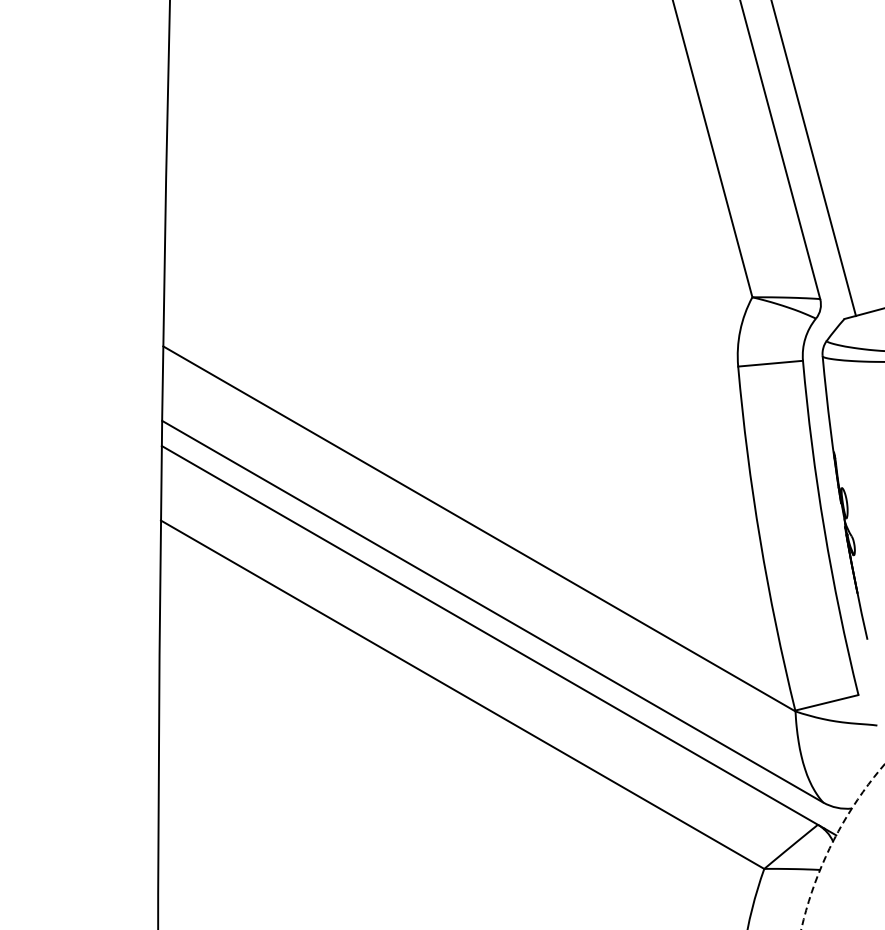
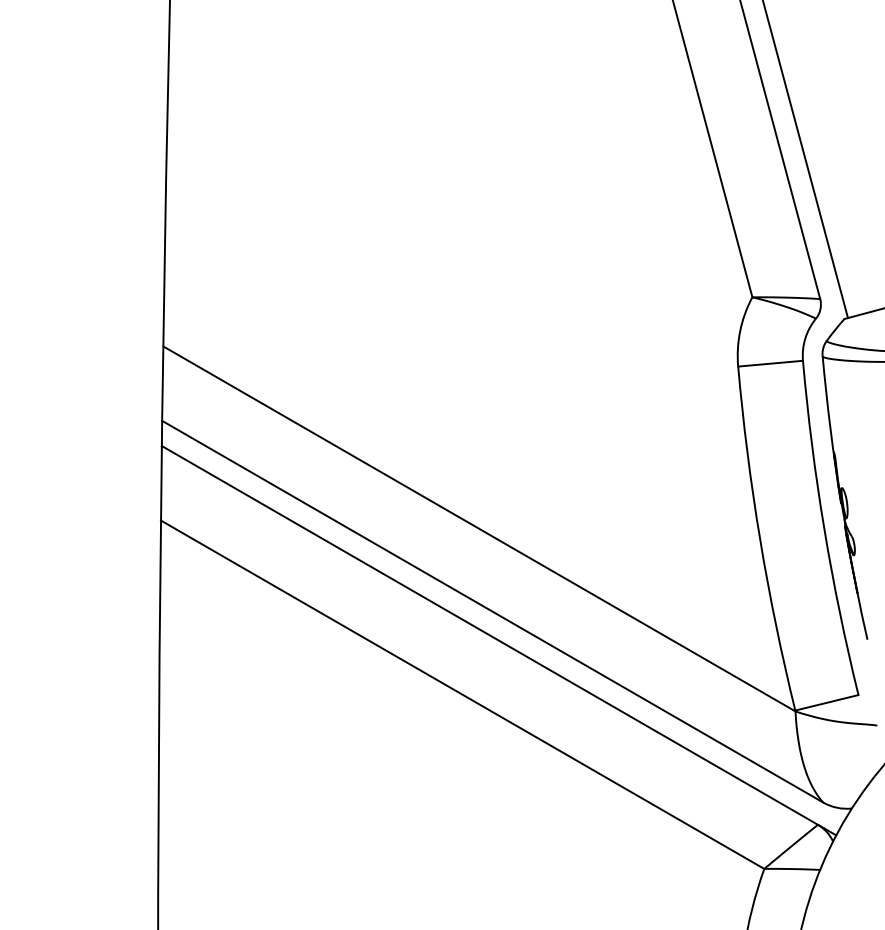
line position: (813, 159) -> (805, 160) (805, 160)
circle: dashed -> solid (842, 846)
